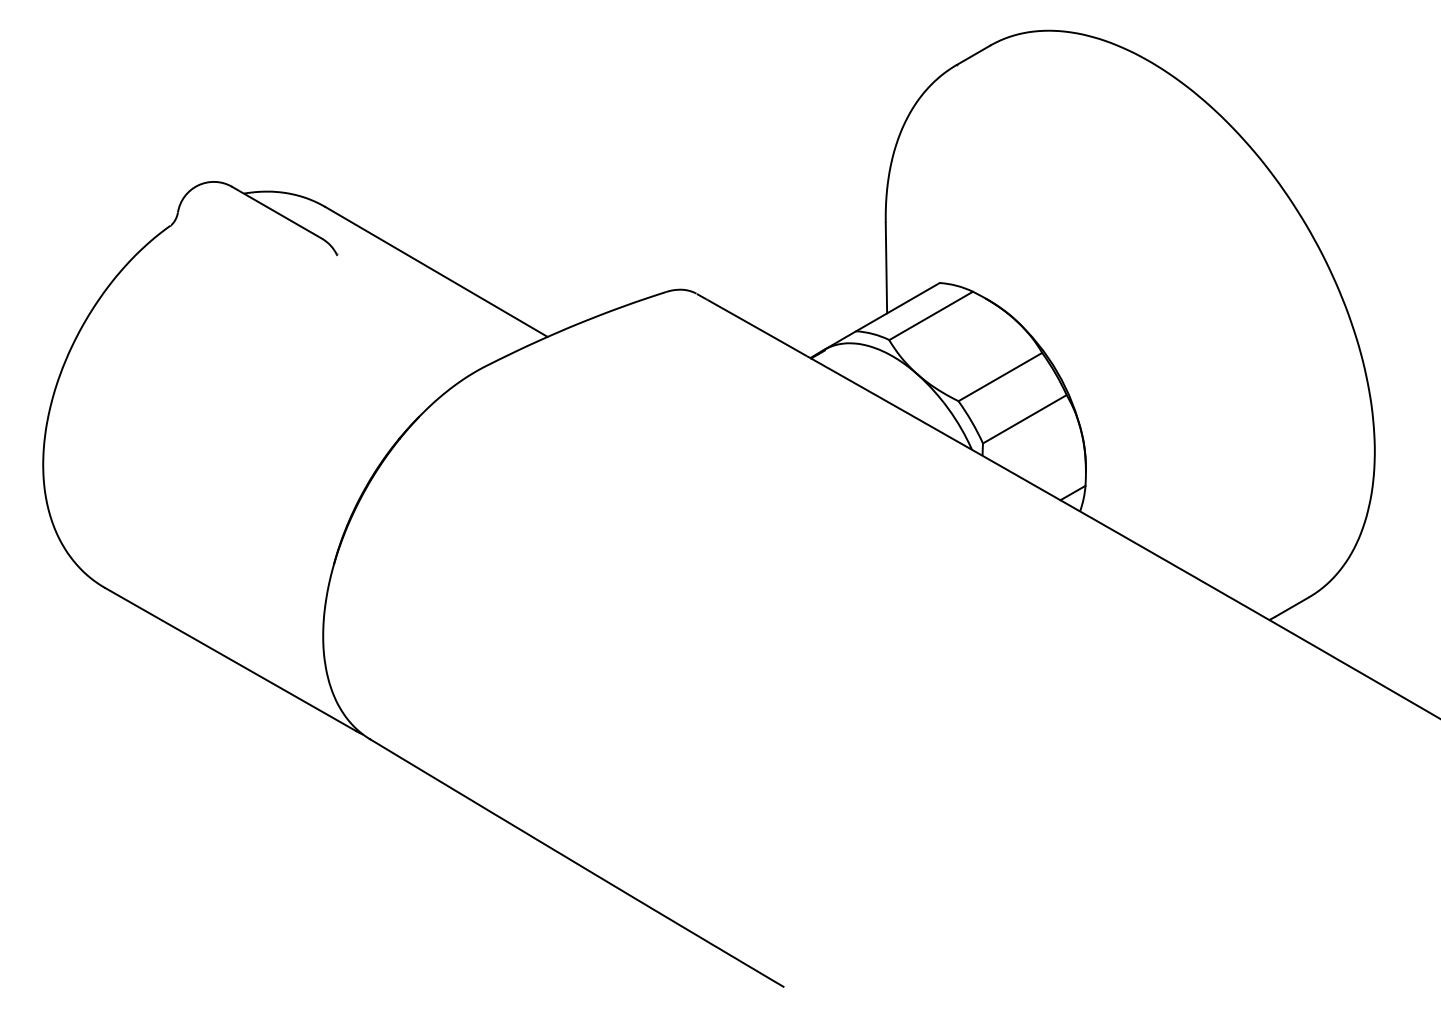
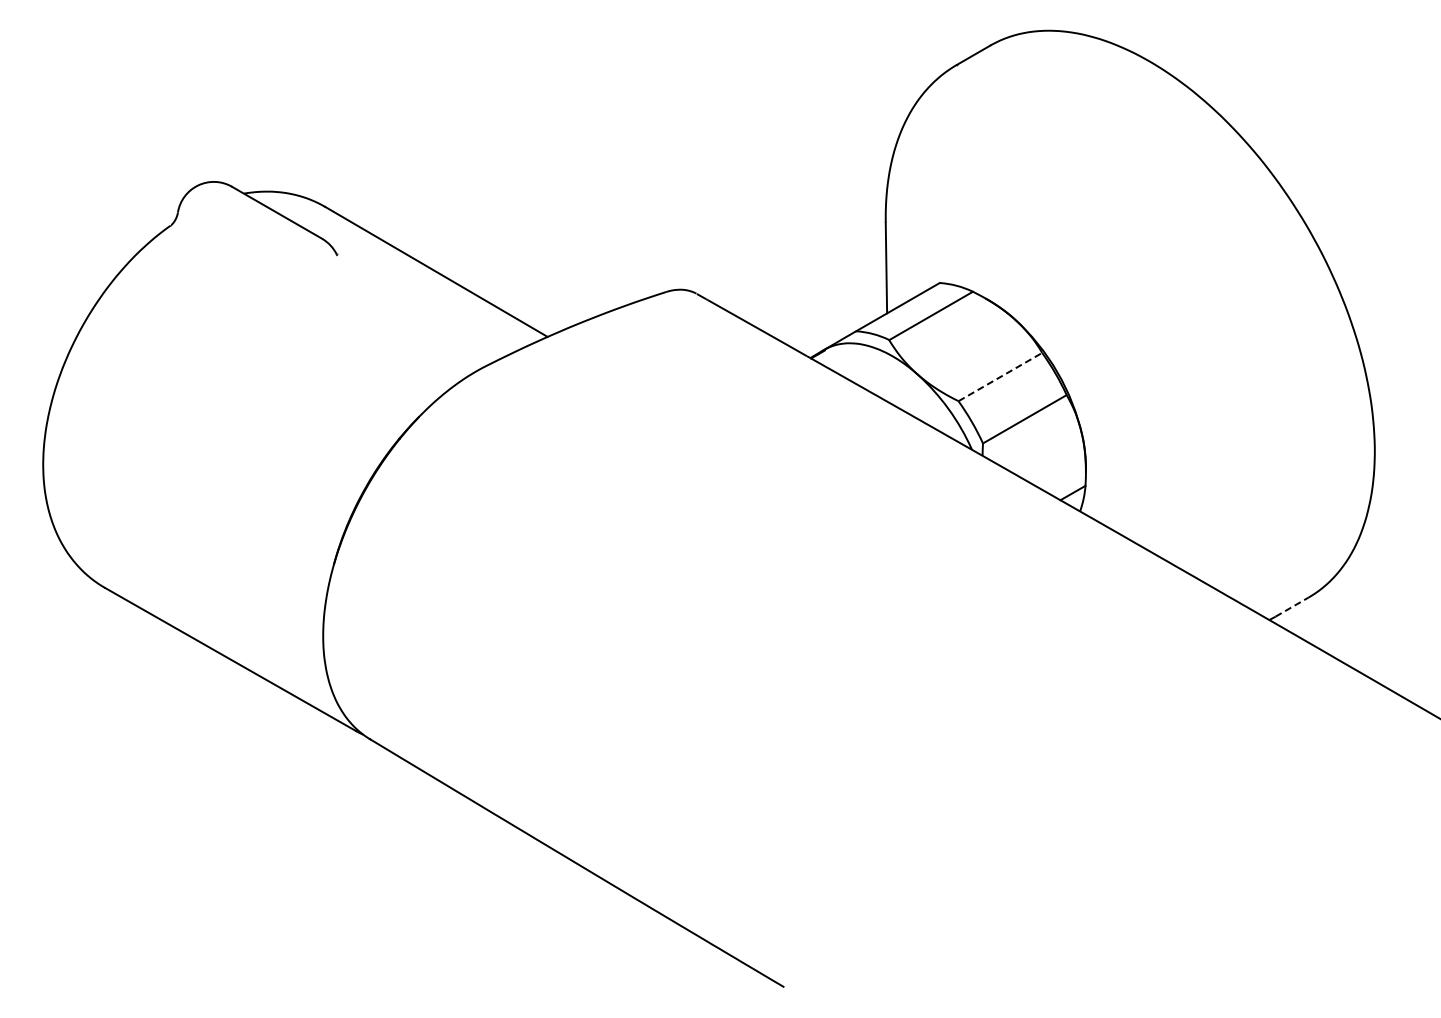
line: solid -> dashed (1000, 376)
line: solid -> dashed (1292, 606)
